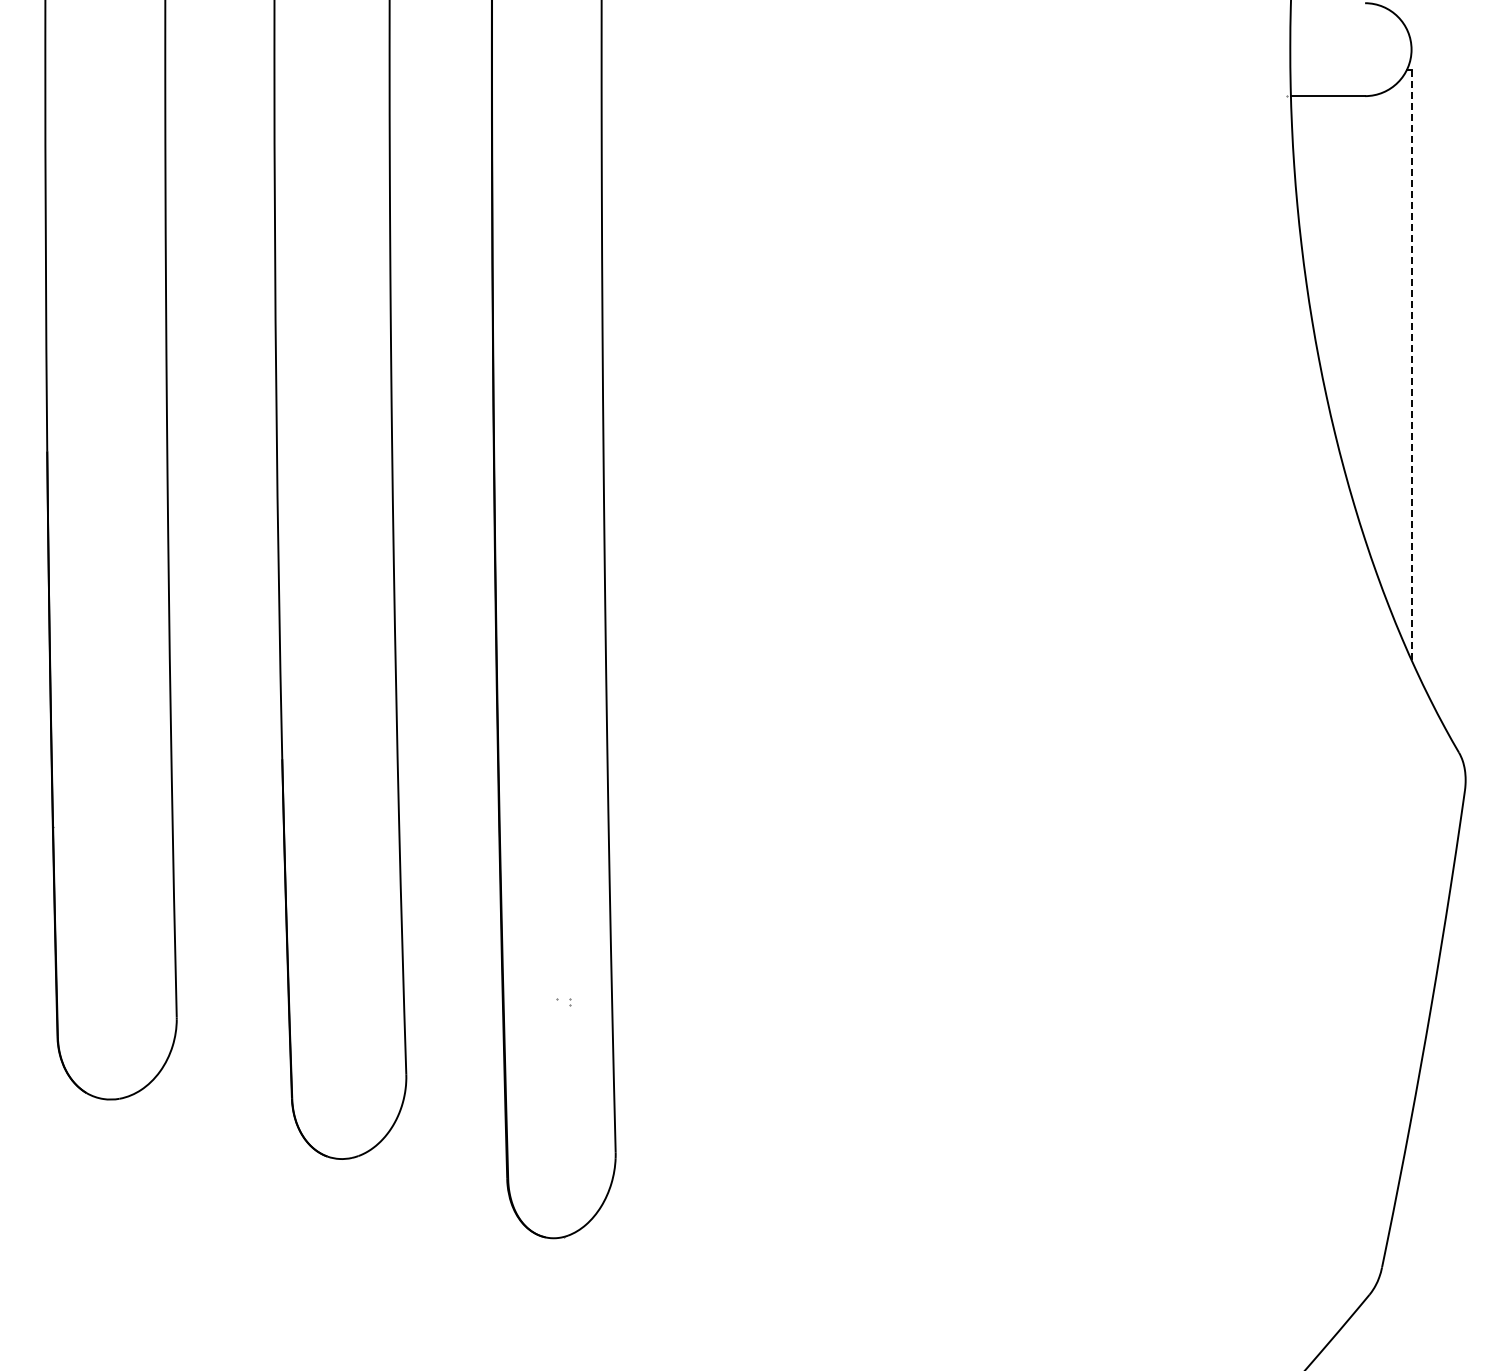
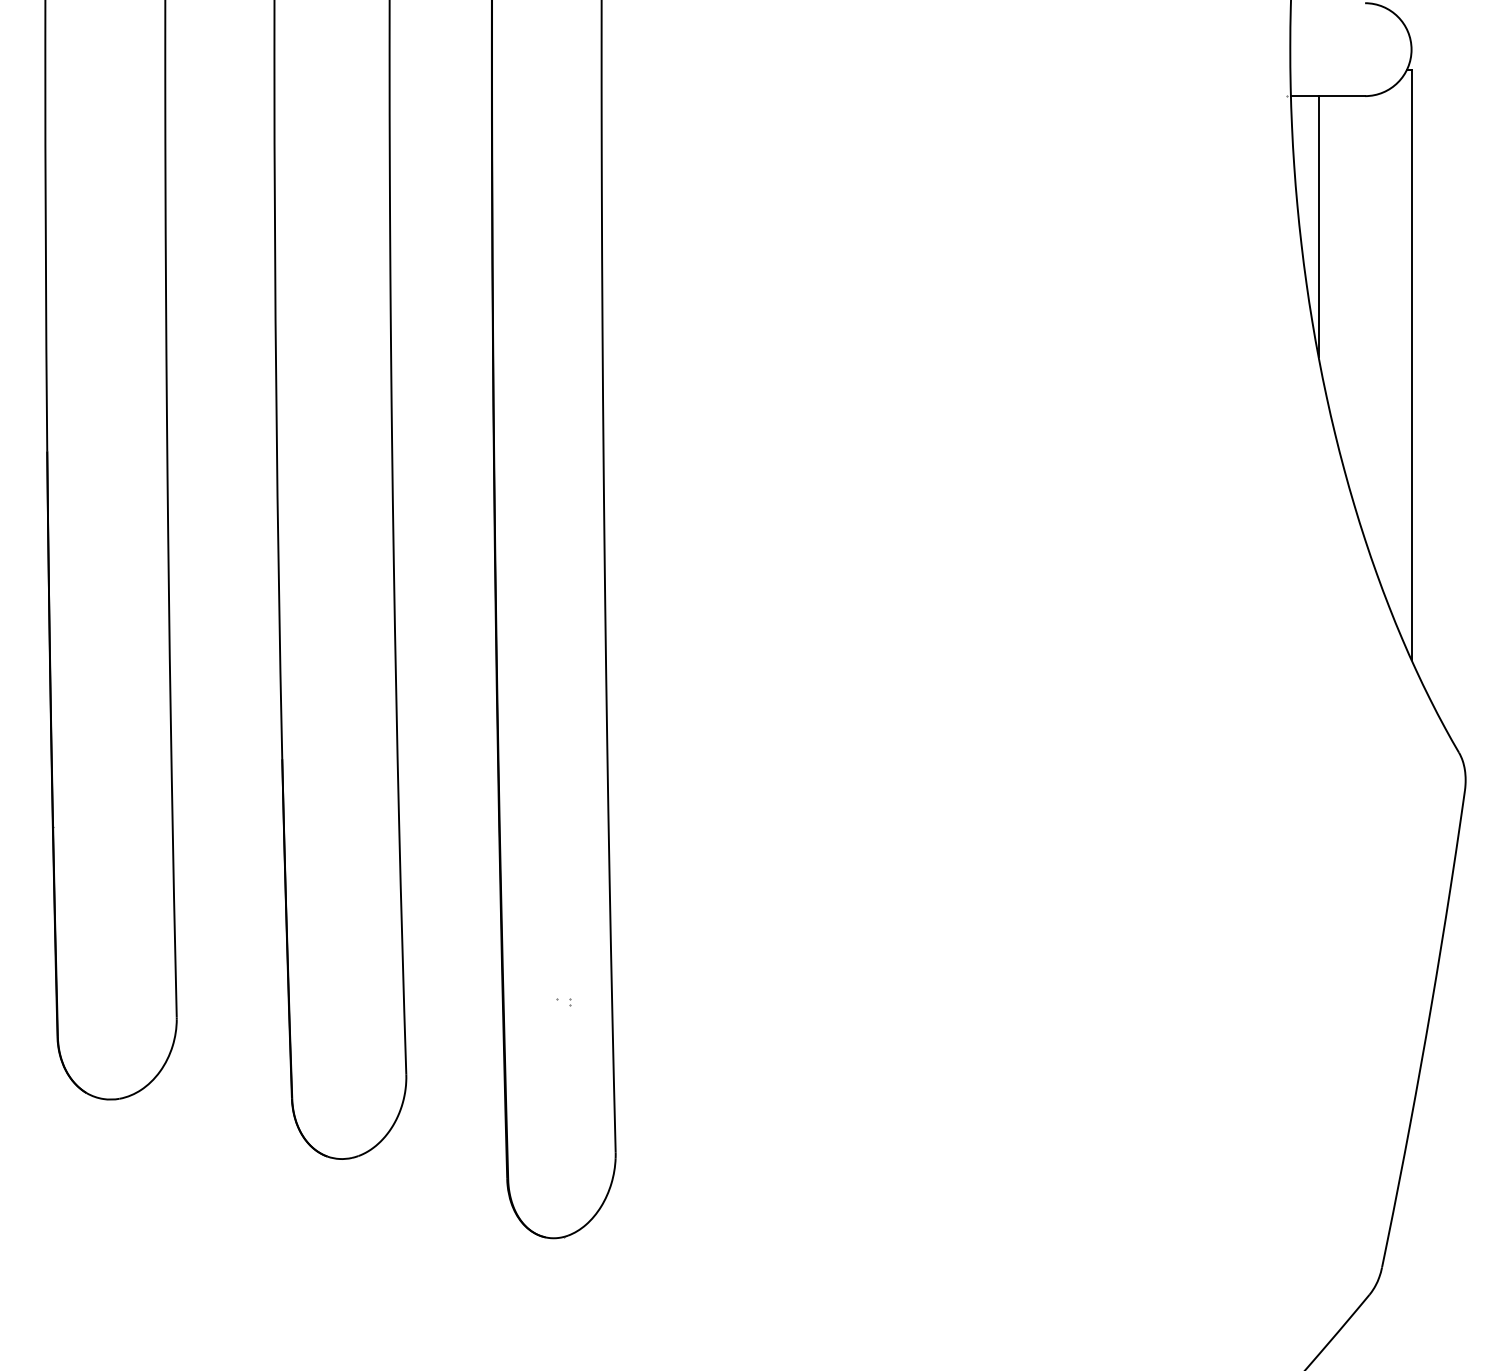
line: none -> present (1318, 226)
line: dashed -> solid (1411, 365)
